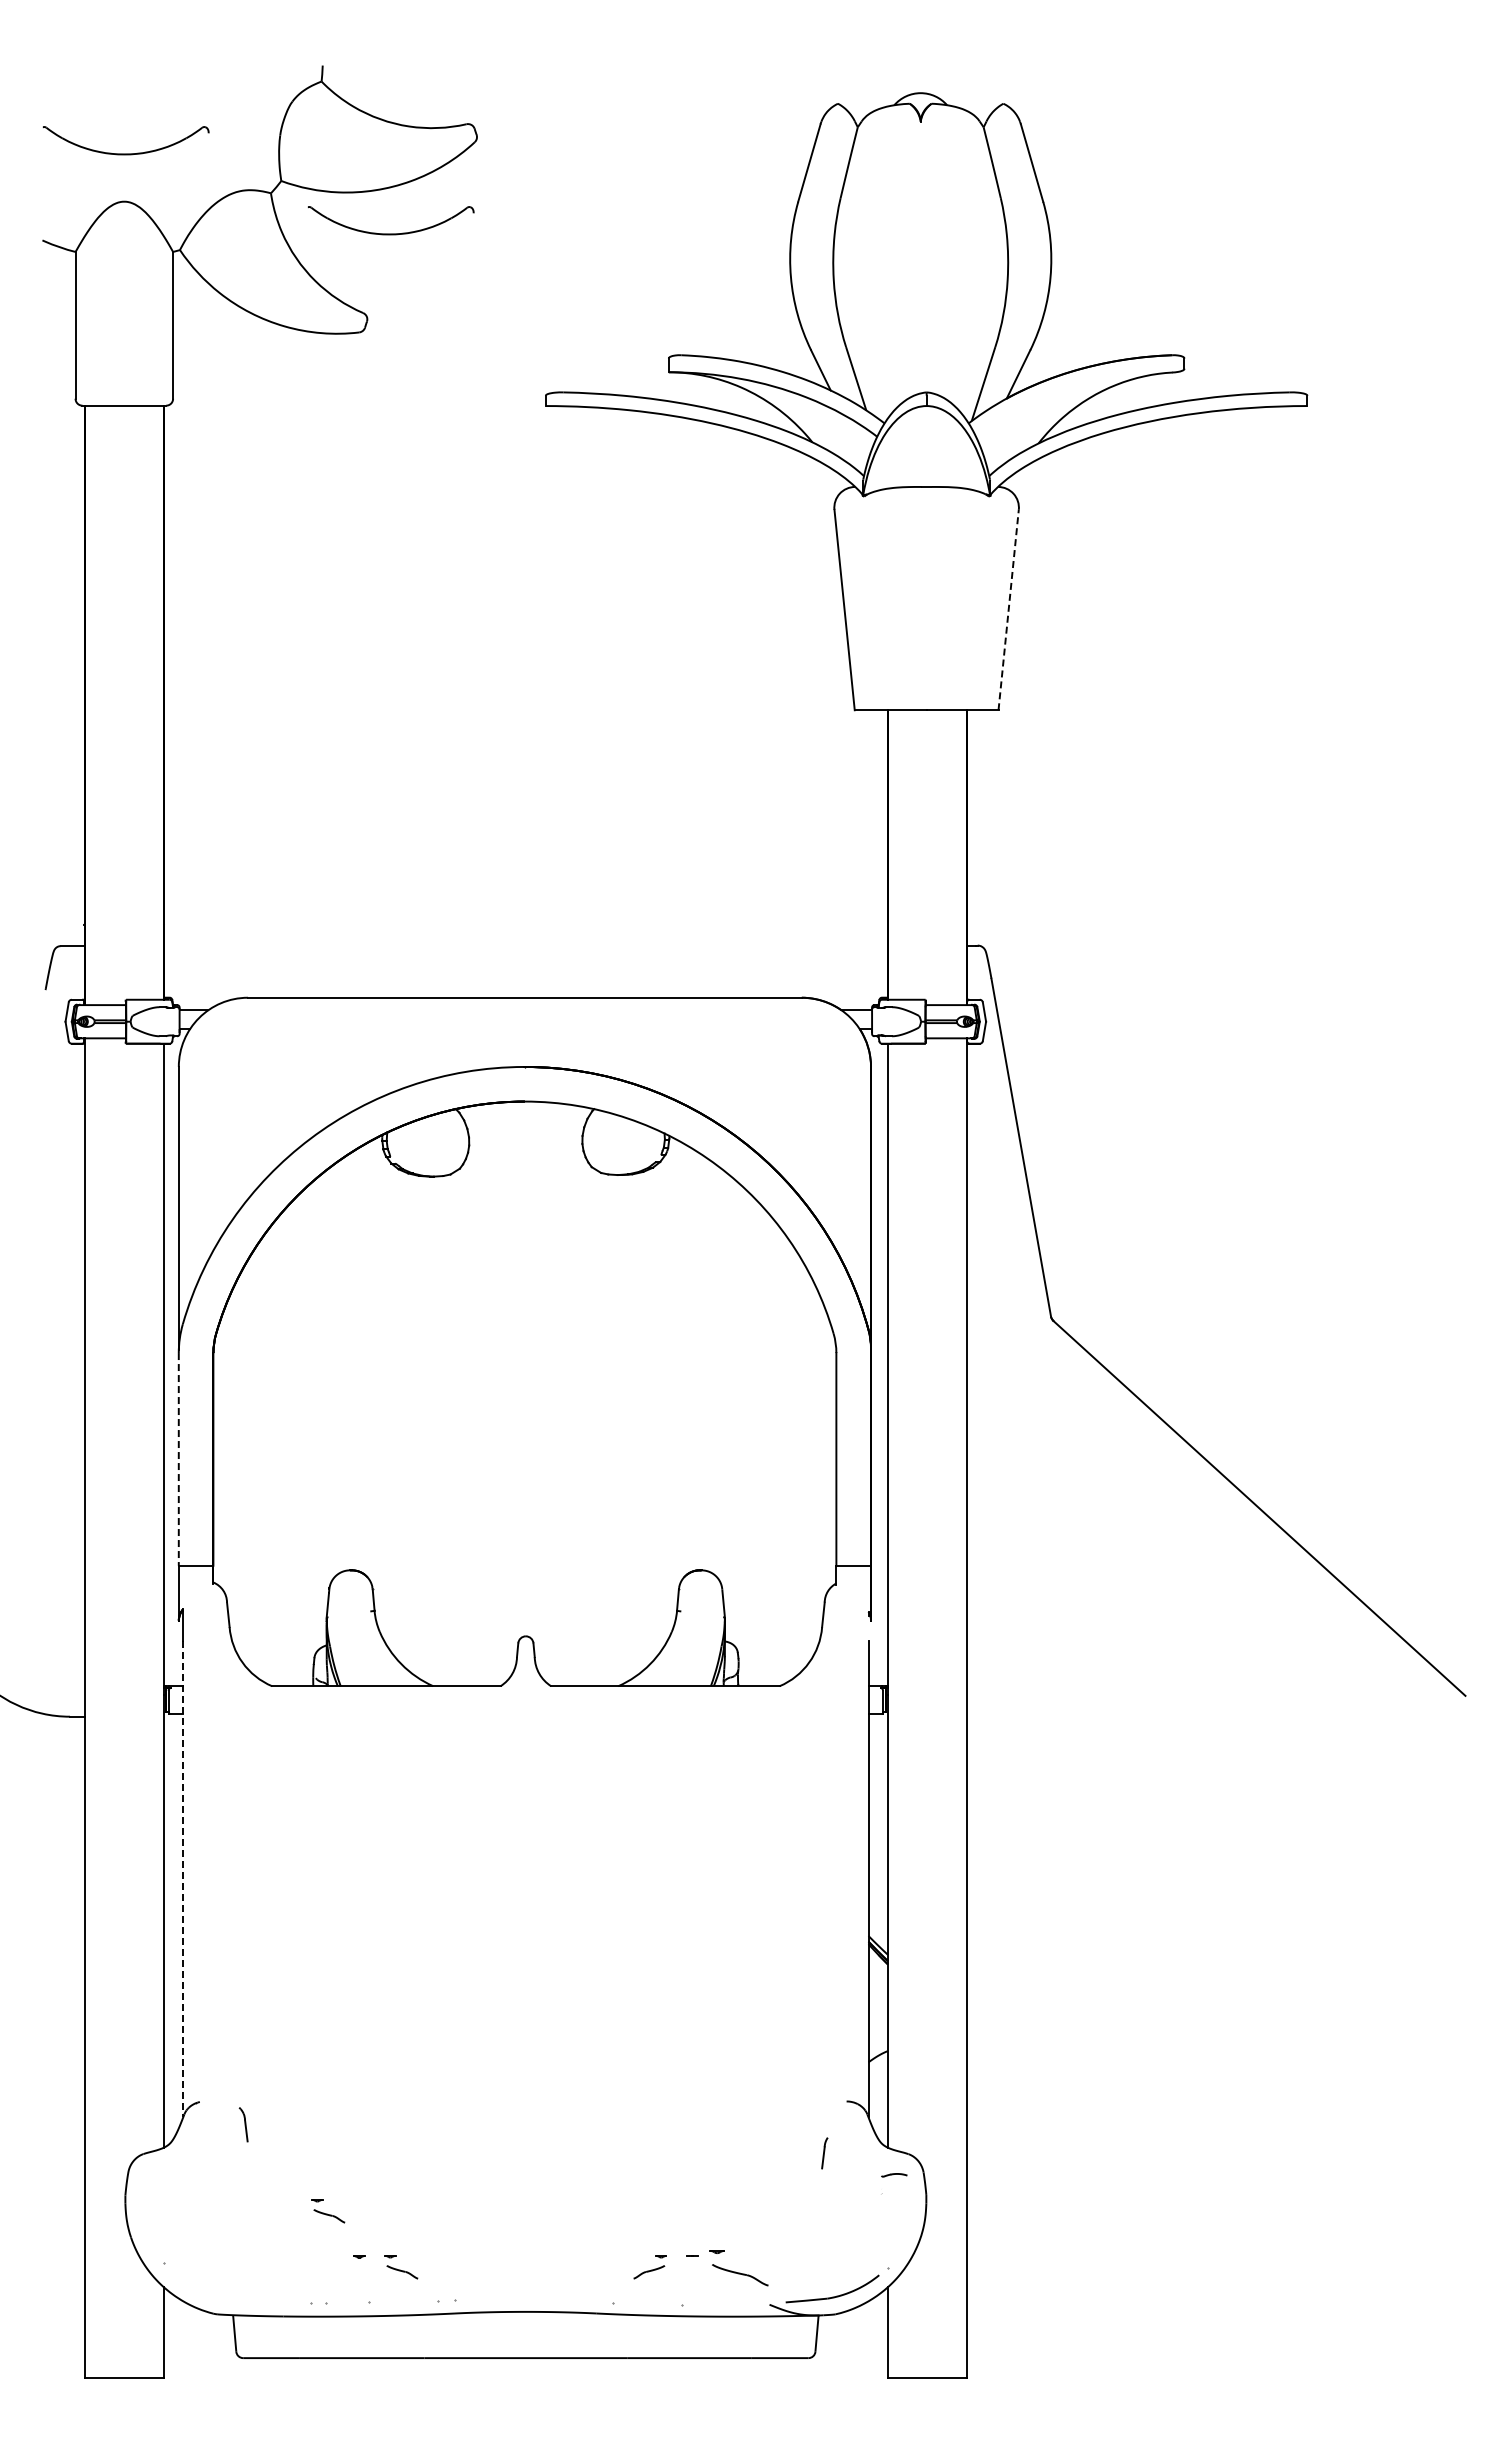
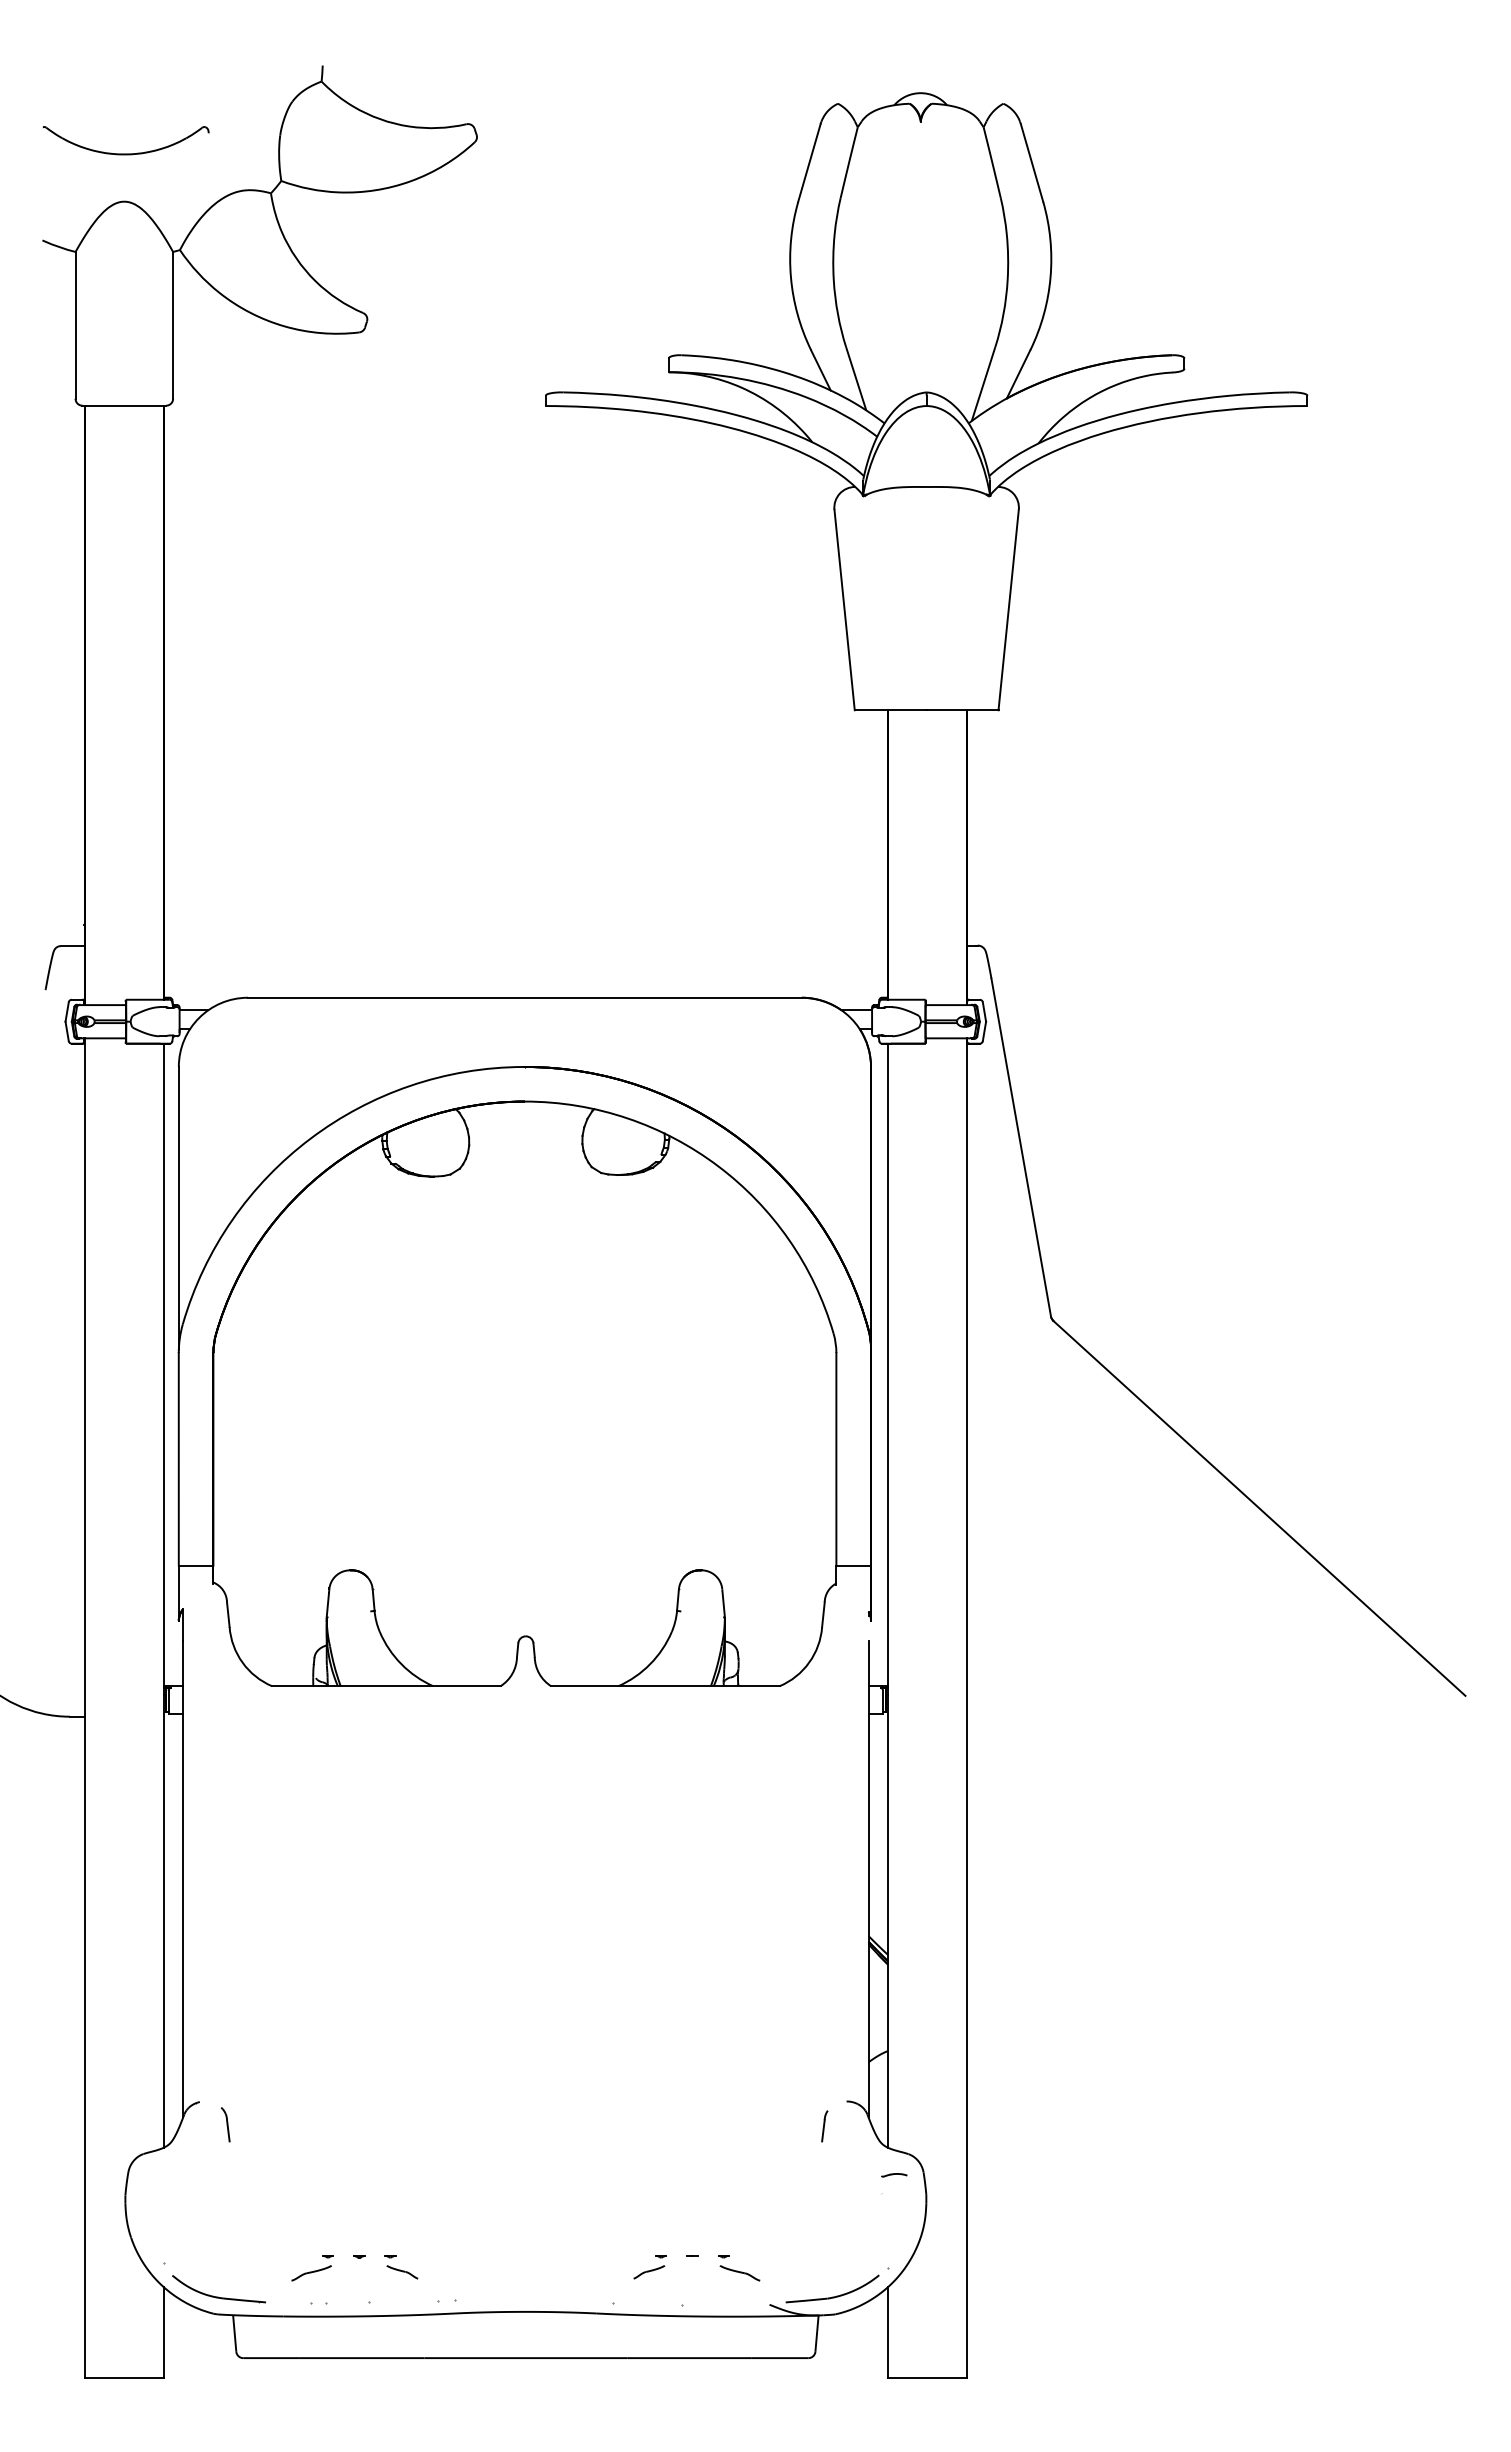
part: present -> none (390, 233)
line: dashed -> solid (1008, 610)
line: dashed -> solid (178, 1459)
line: dashed -> solid (183, 1879)
part position: (243, 2124) -> (225, 2124) (225, 2124)
part position: (824, 2153) -> (824, 2126) (824, 2126)
part: present -> none (328, 2211)
part: none -> present (312, 2268)
part size: 60x37 px -> 43x27 px (739, 2268)
part: none -> present (218, 2296)
